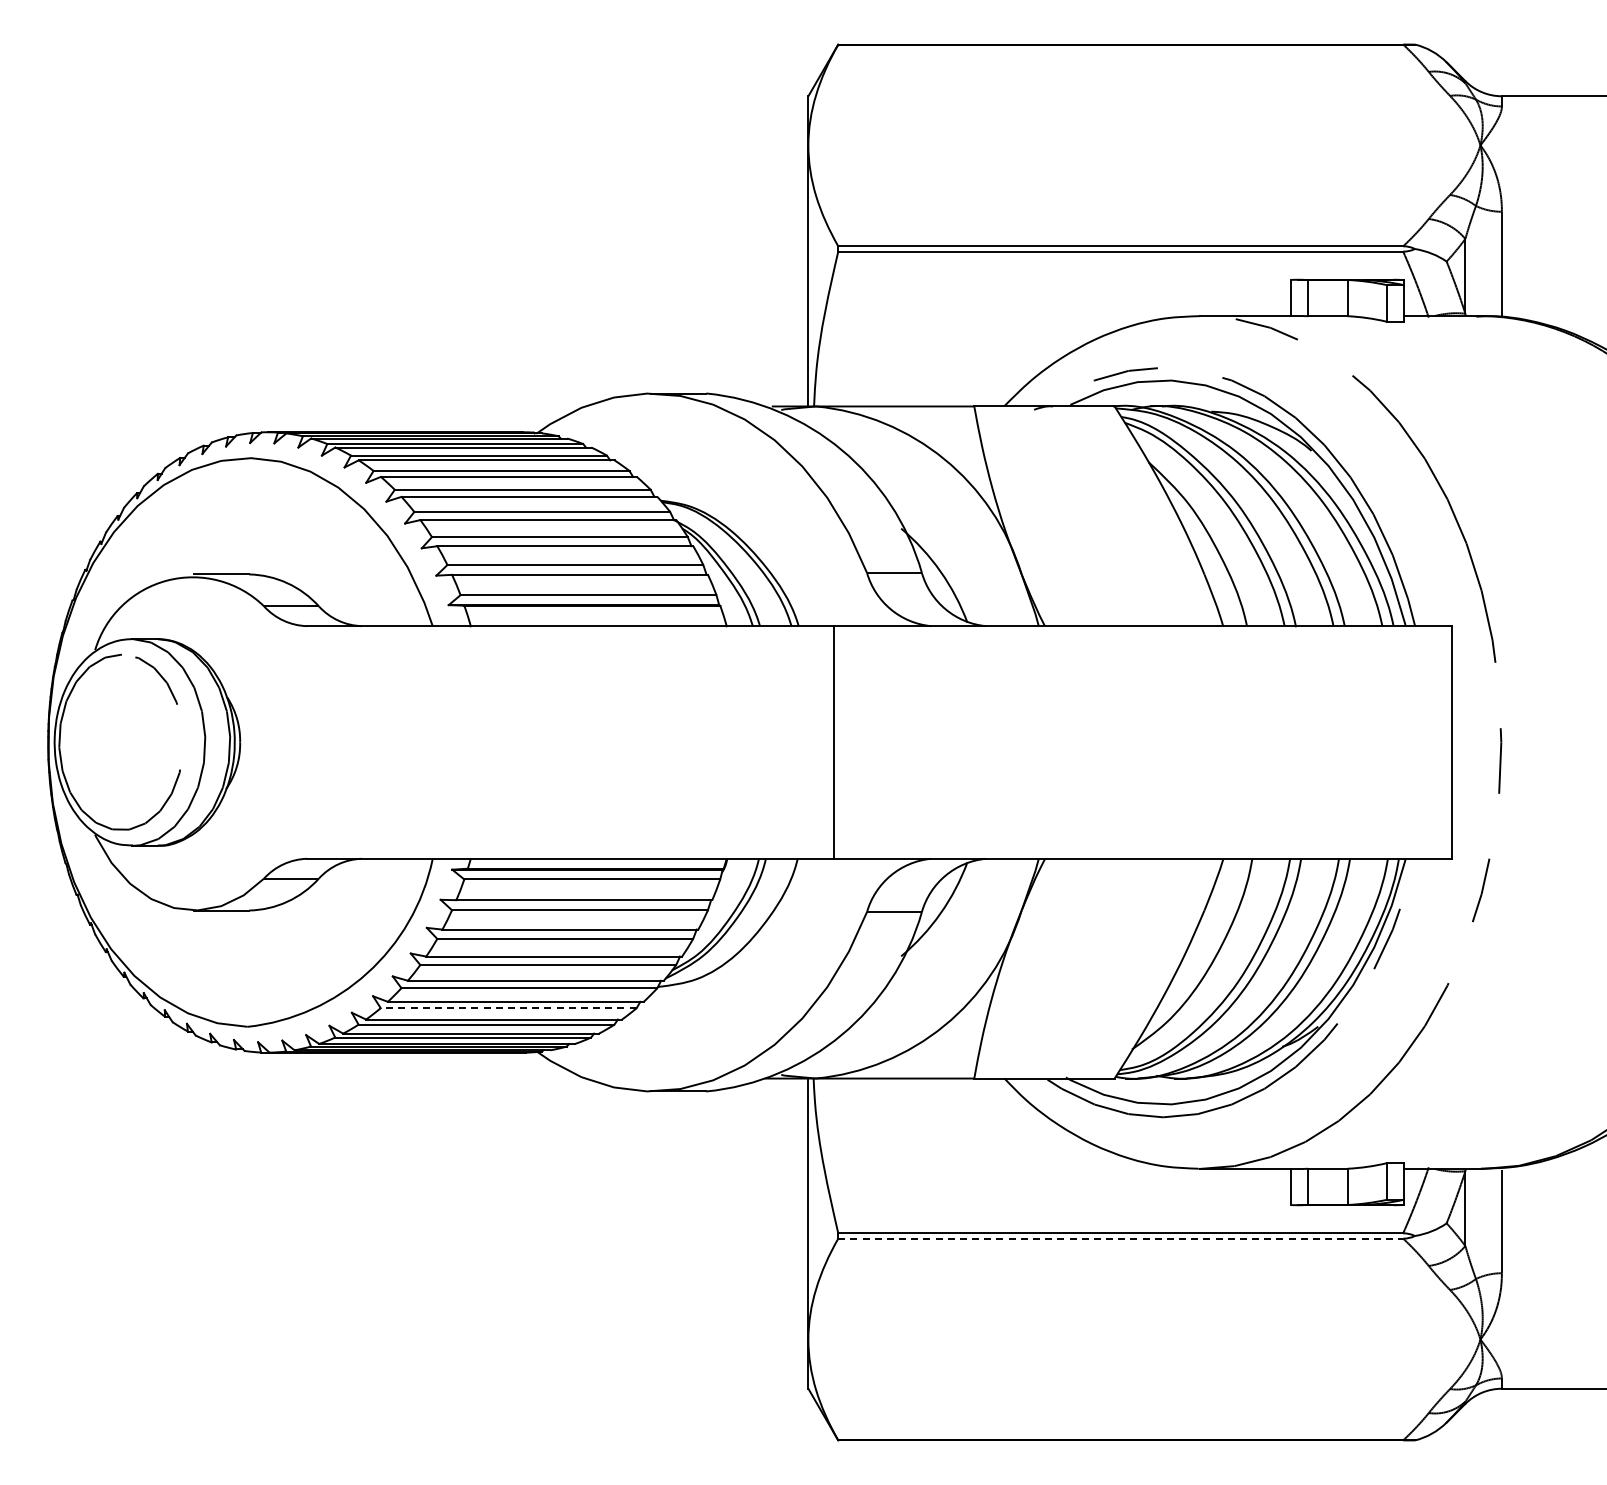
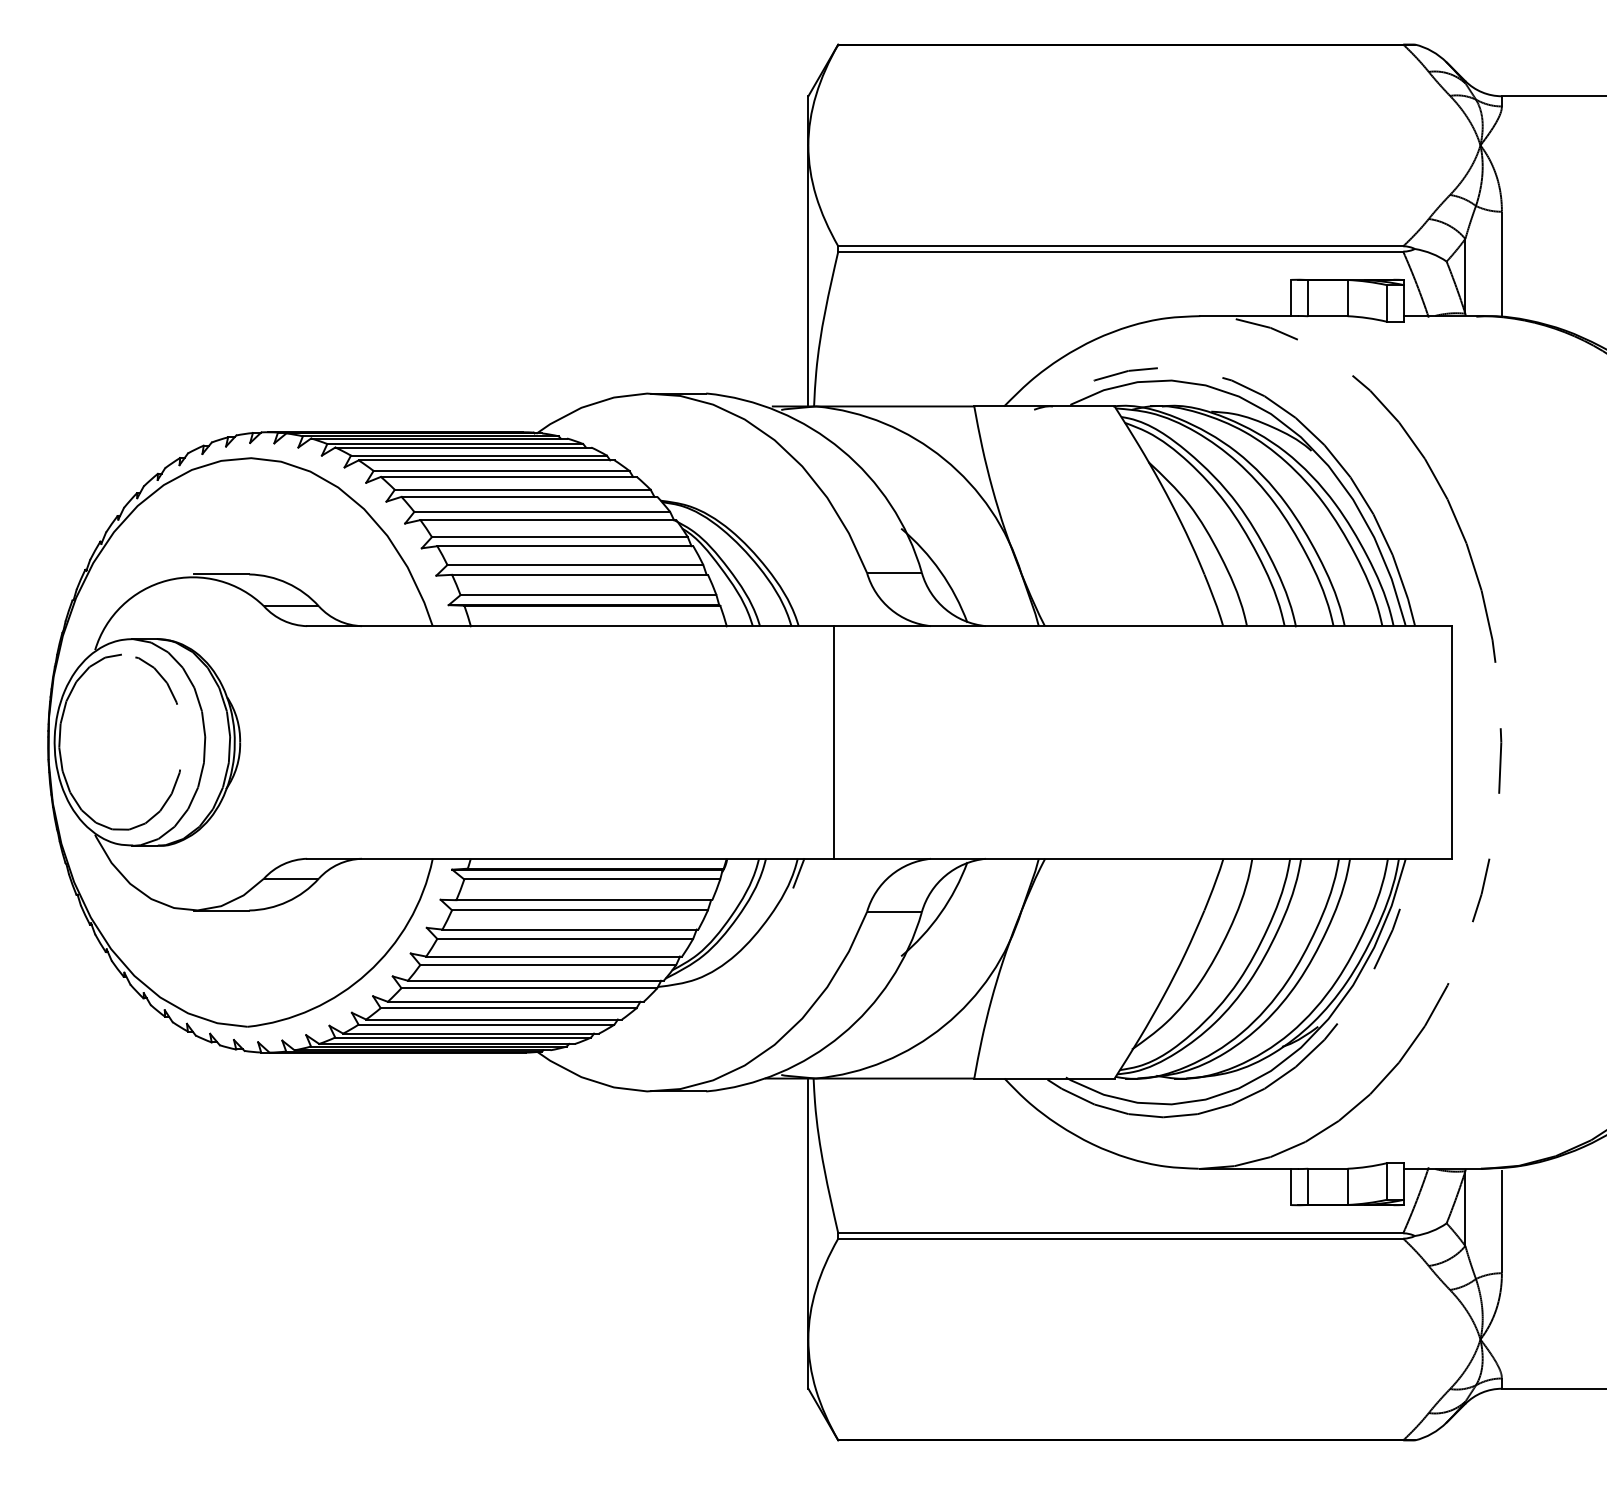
line: none -> present (798, 873)
line: dashed -> solid (508, 1008)
line: dashed -> solid (1121, 1238)
